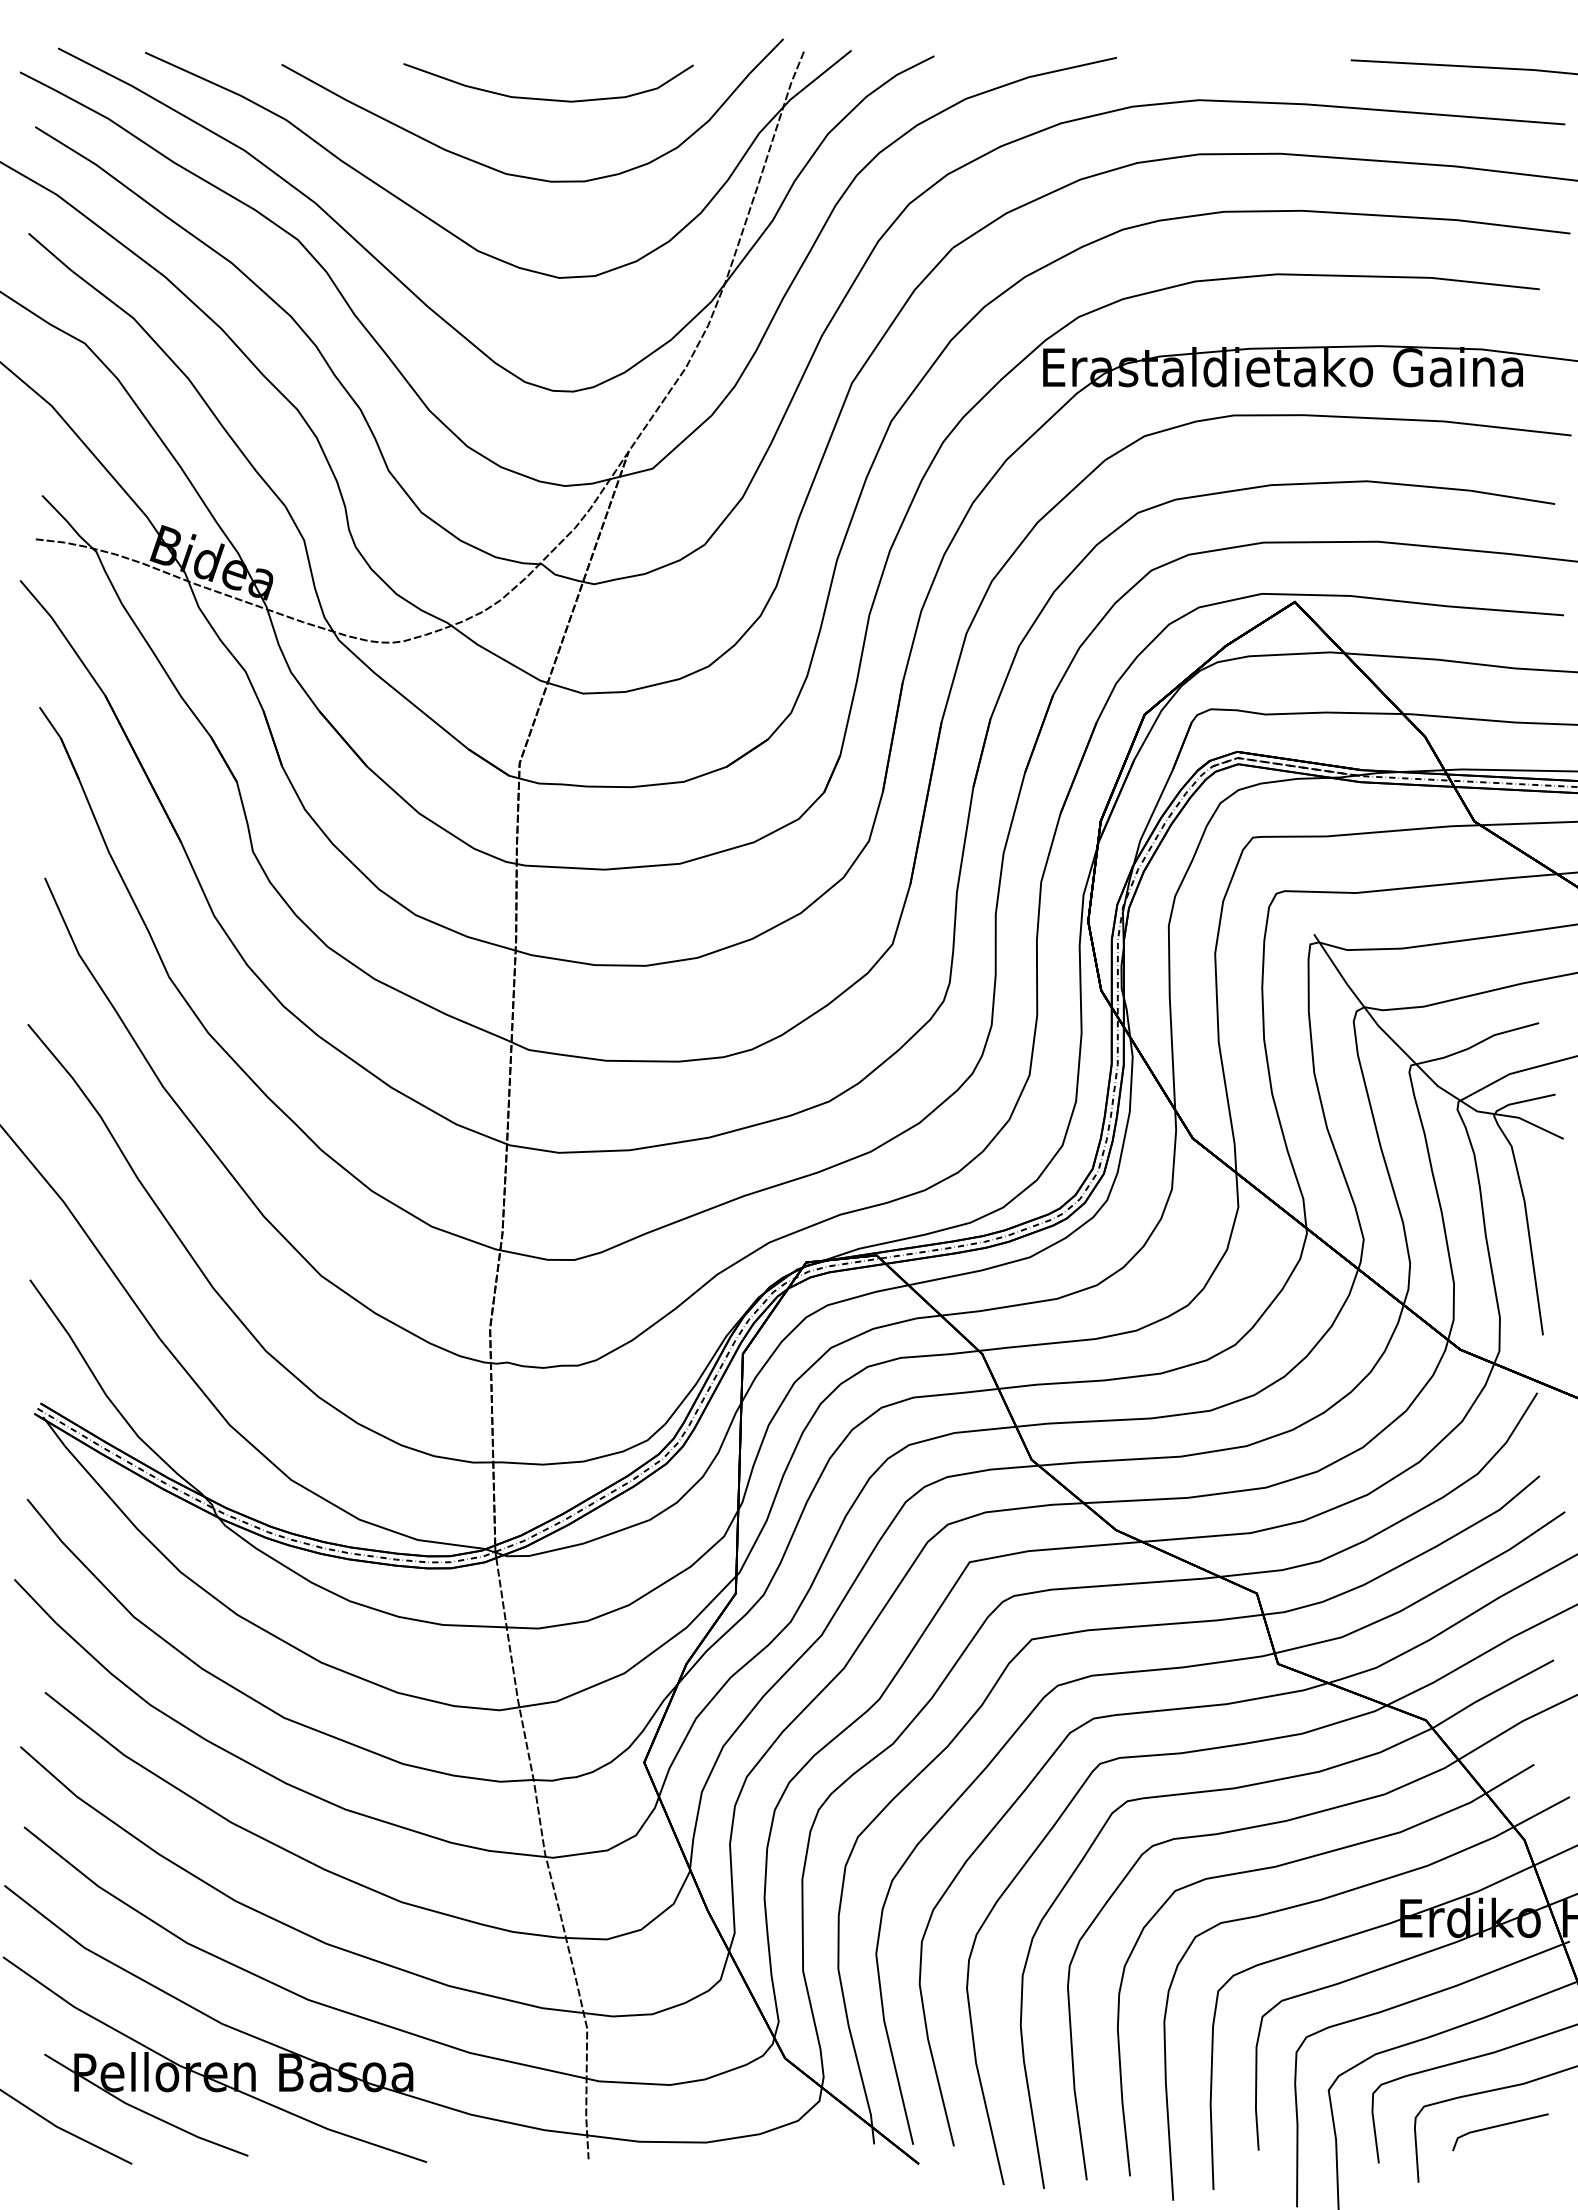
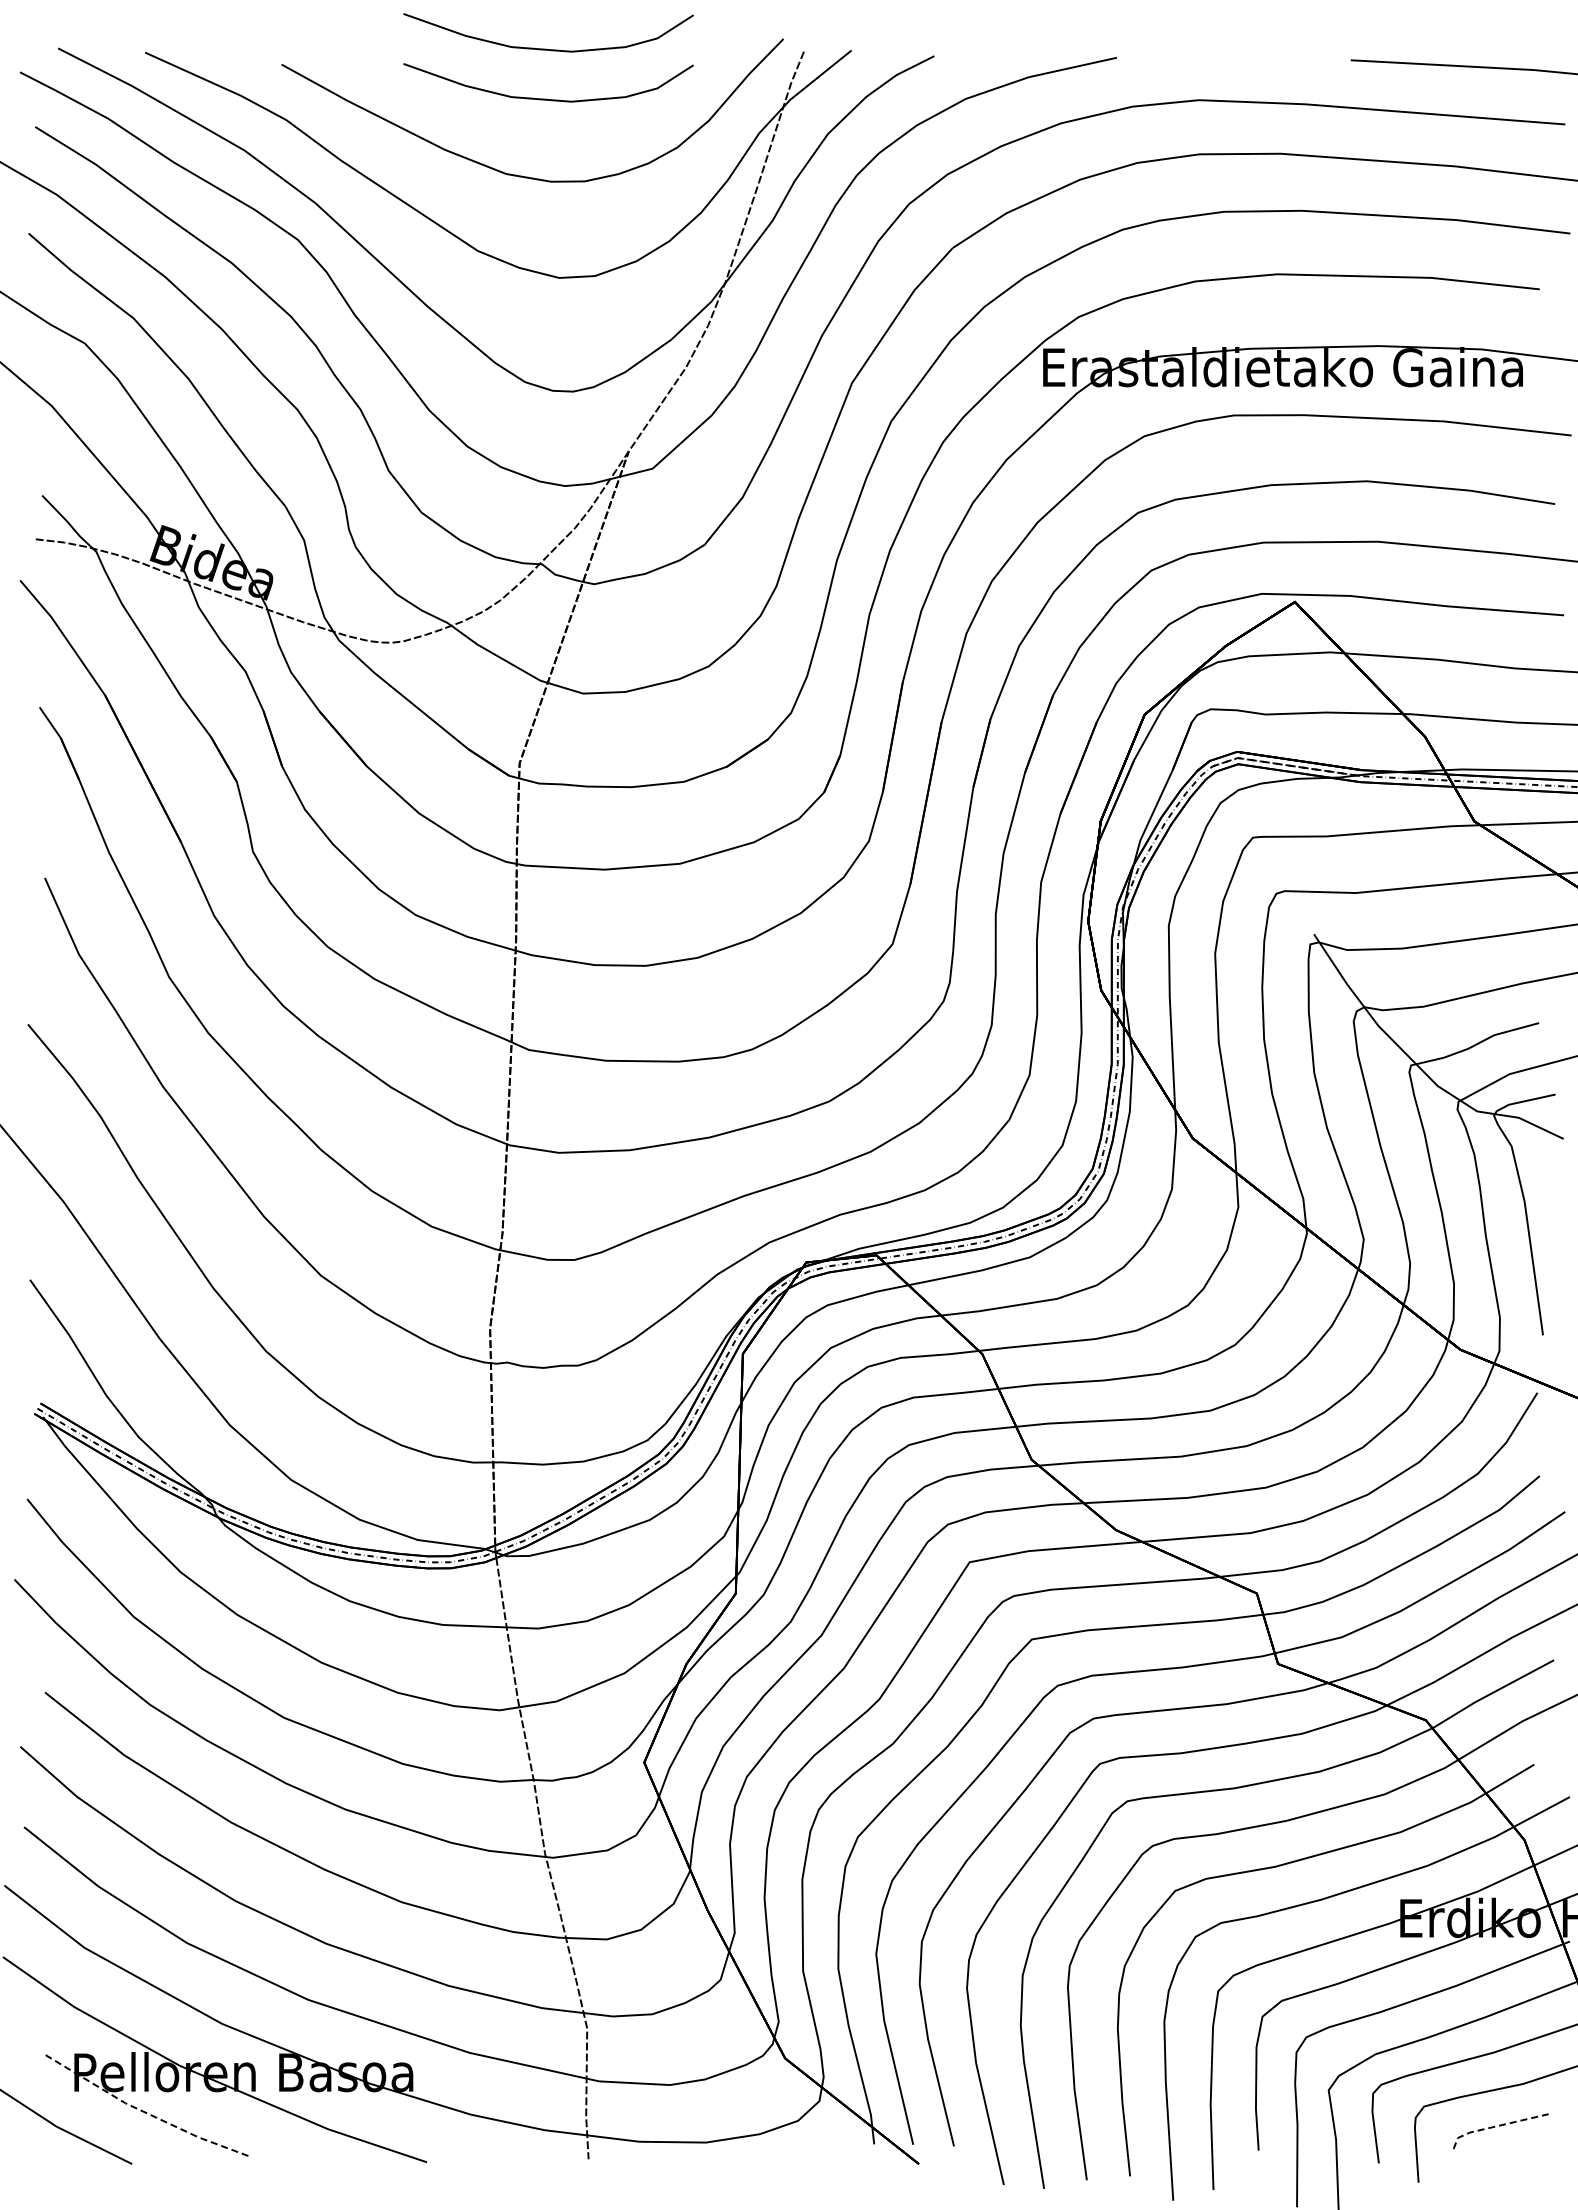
curve: none -> present (546, 48)
line: solid -> dashed (143, 2111)
line: solid -> dashed (1494, 2126)
